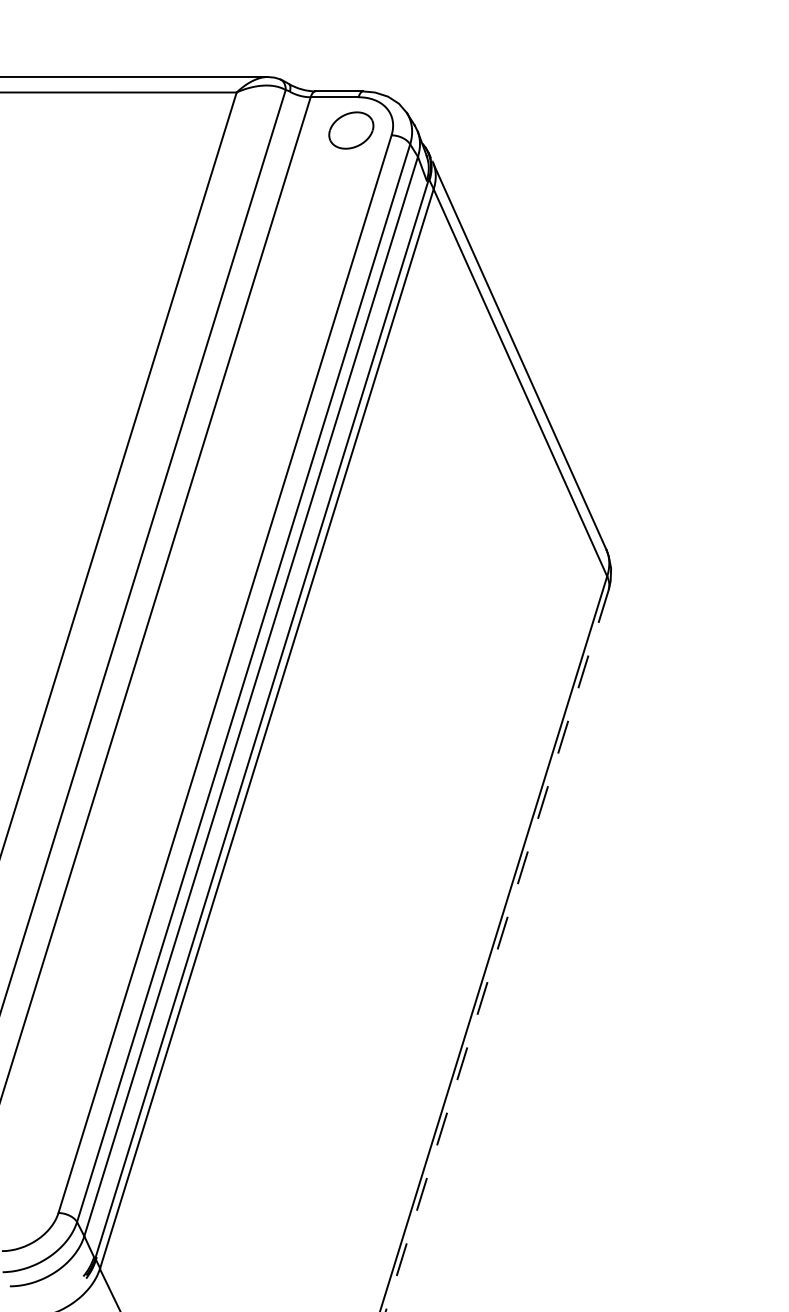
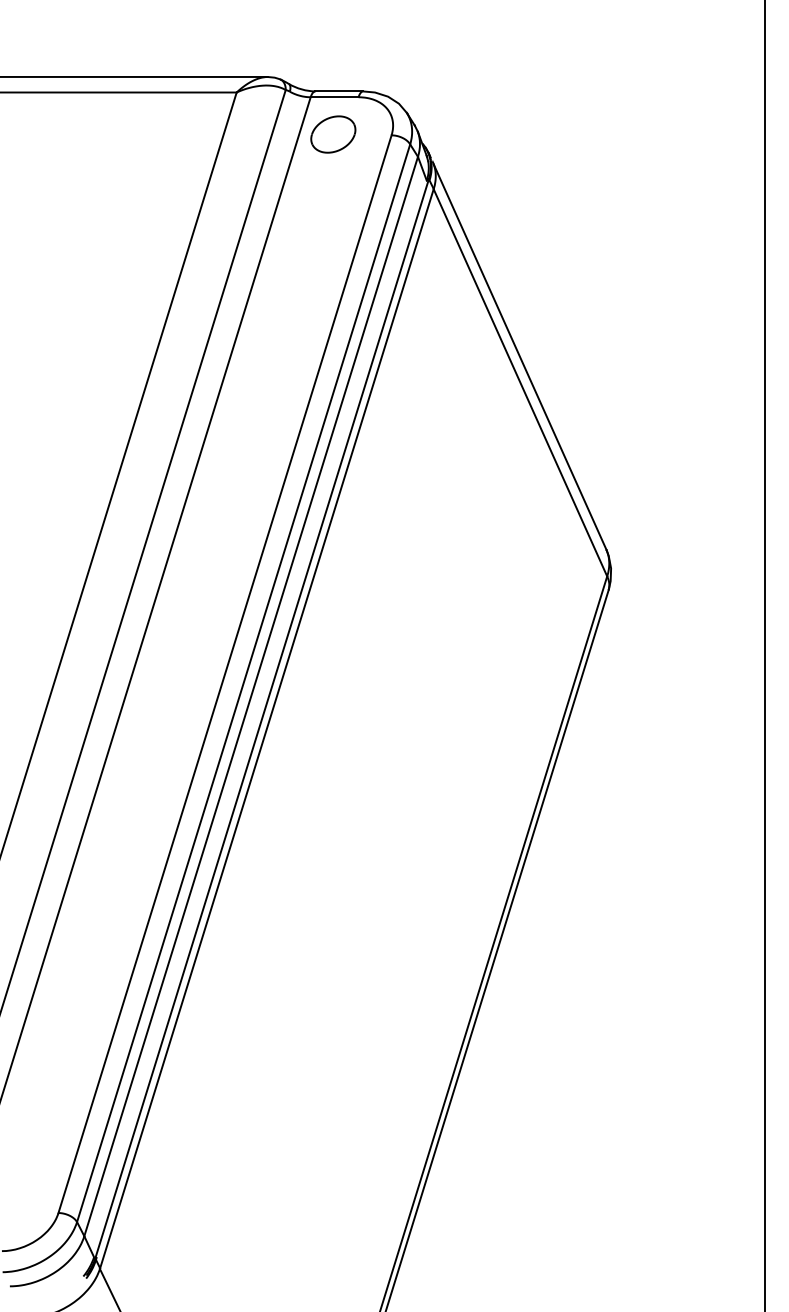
part position: (351, 130) -> (333, 134) (333, 134)
line: none -> present (765, 655)
line: dashed -> solid (497, 951)
